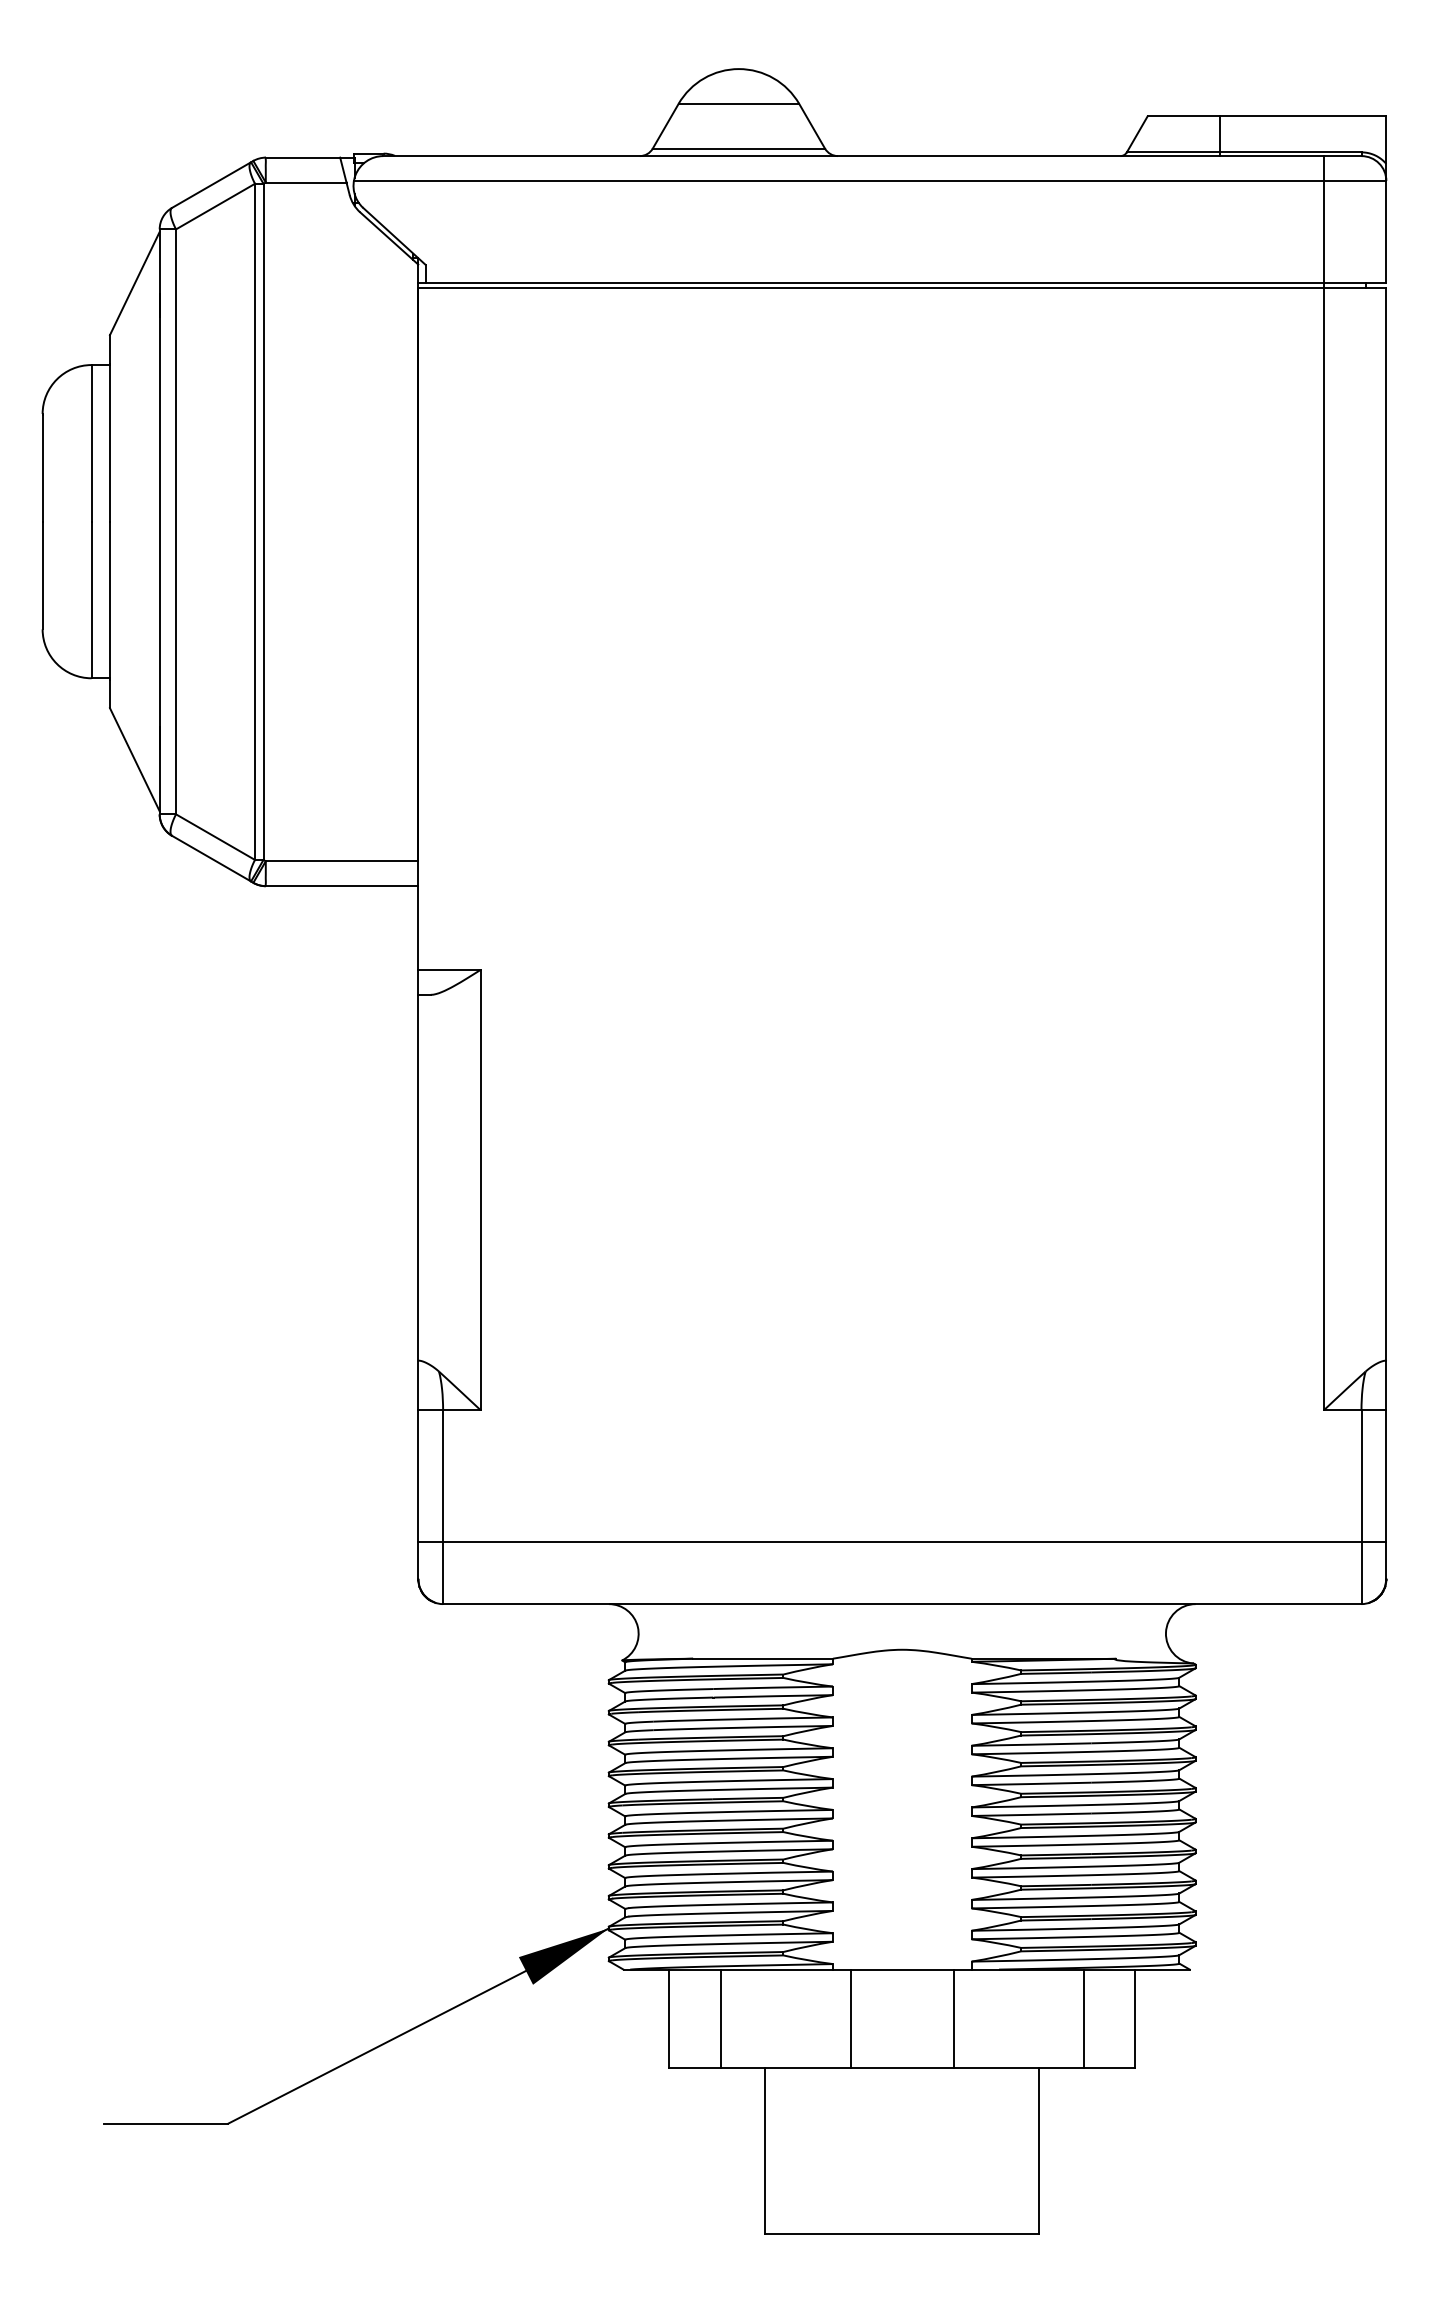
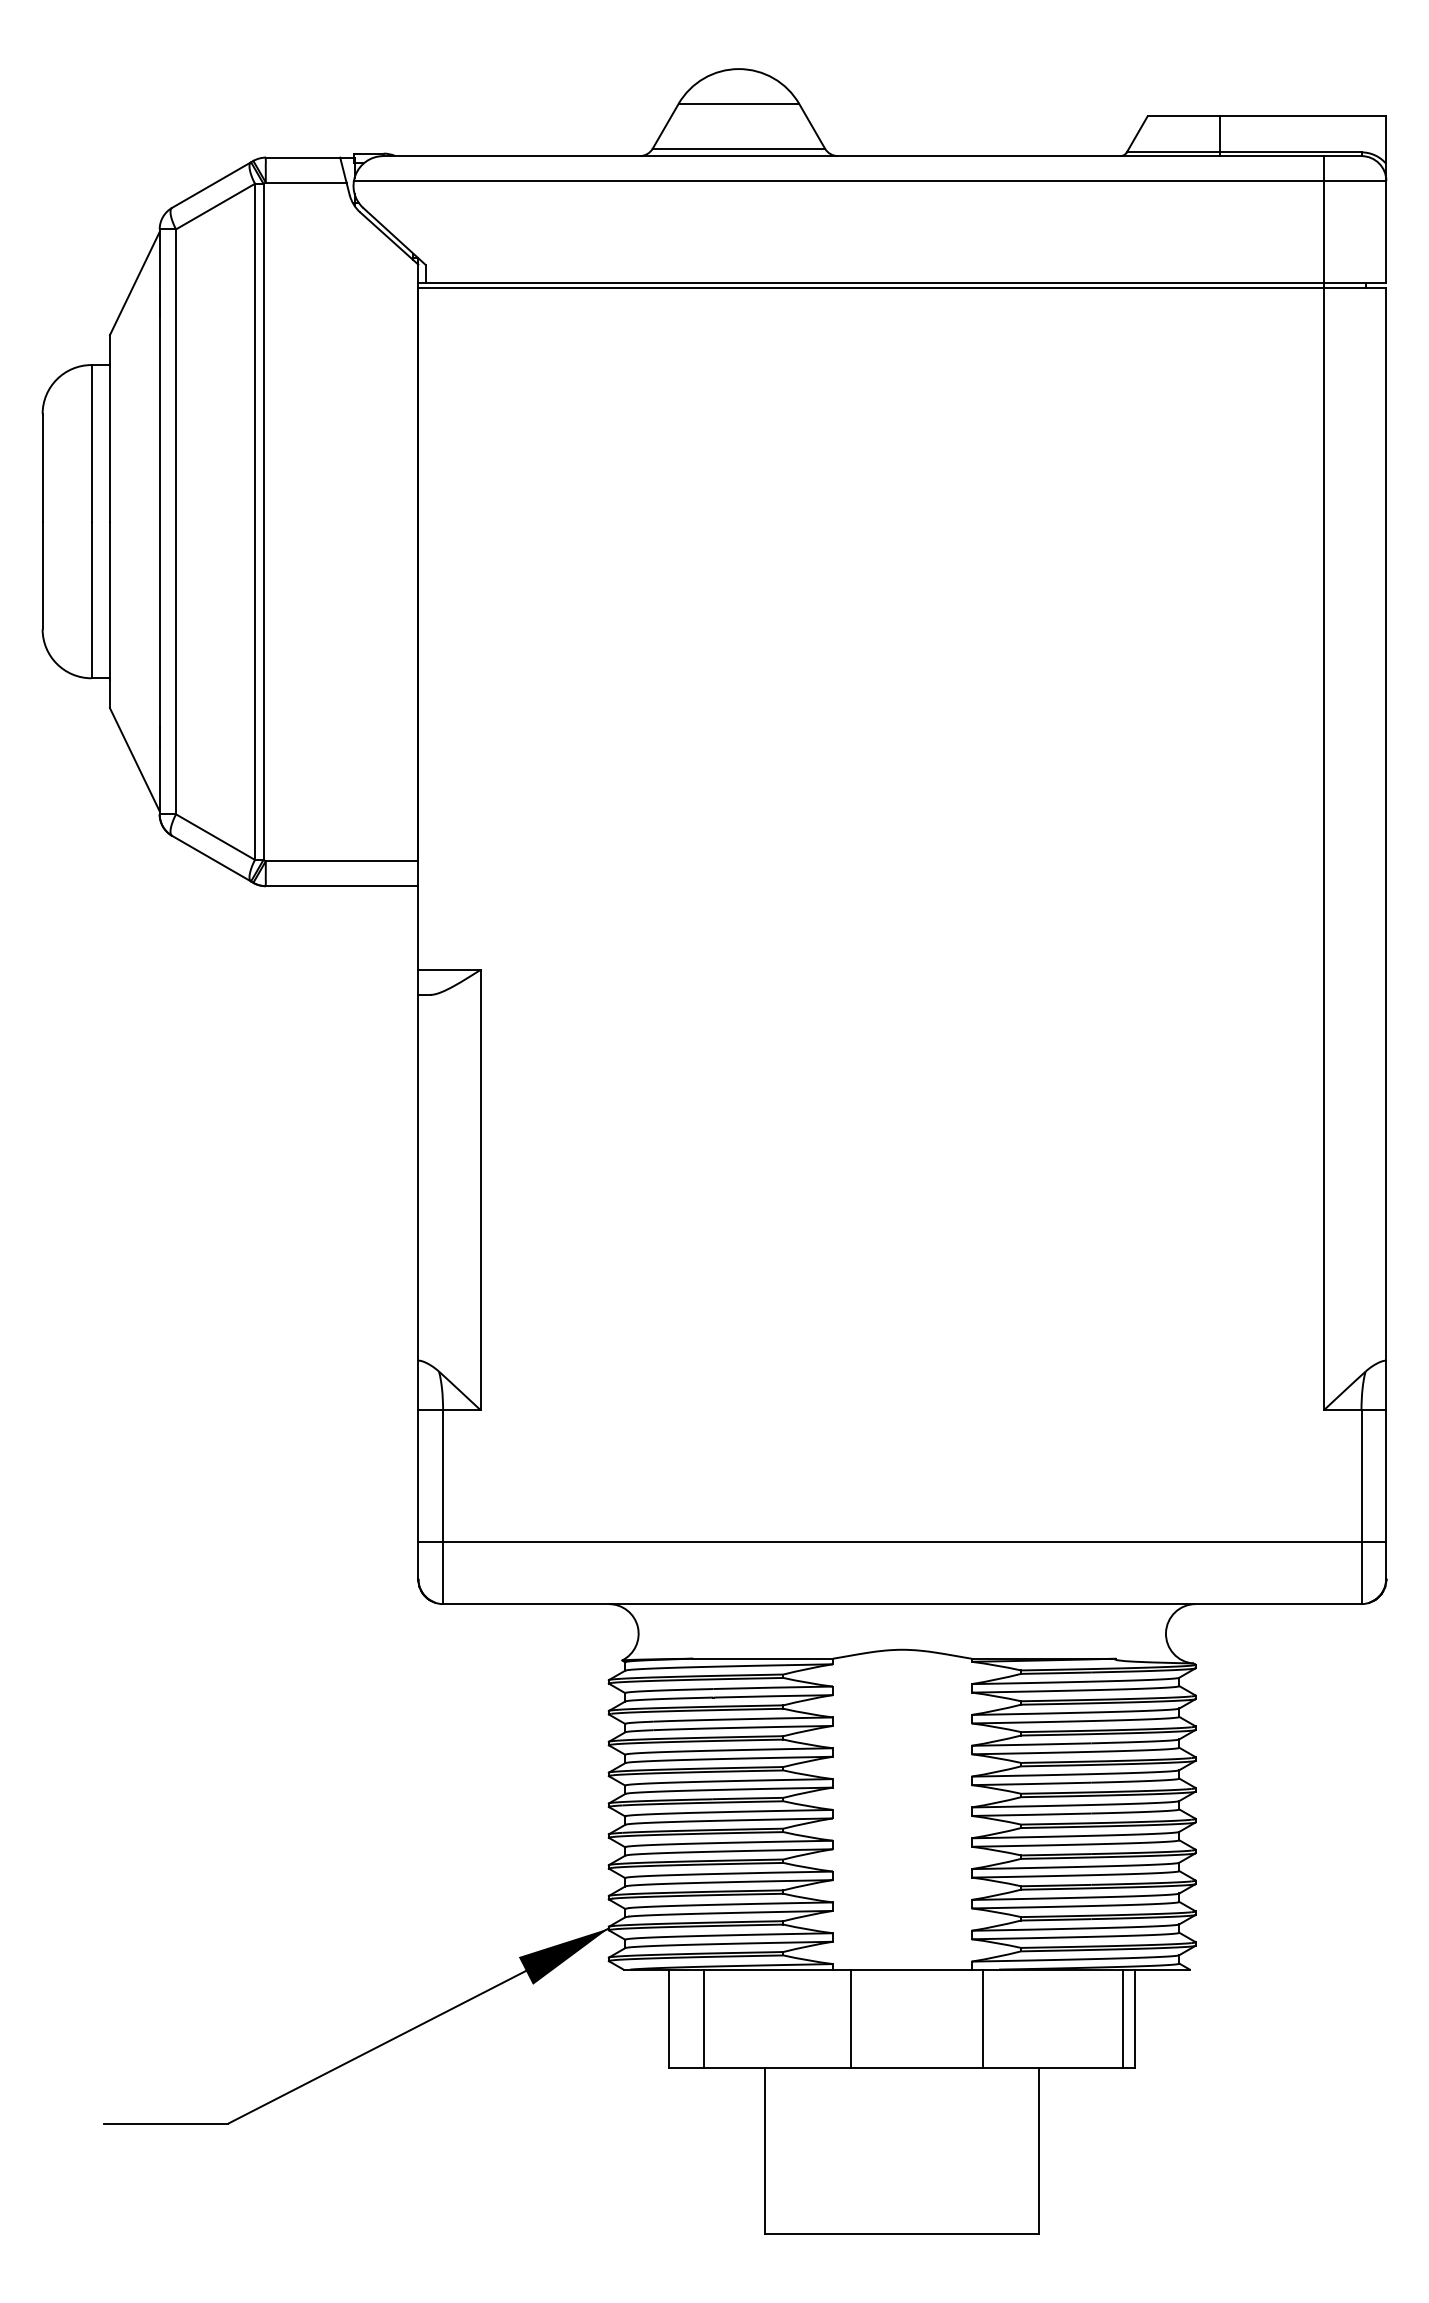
line position: (720, 2018) -> (703, 2018) (703, 2018)
line position: (953, 2018) -> (982, 2018) (982, 2018)
line position: (1083, 2018) -> (1122, 2018) (1122, 2018)
